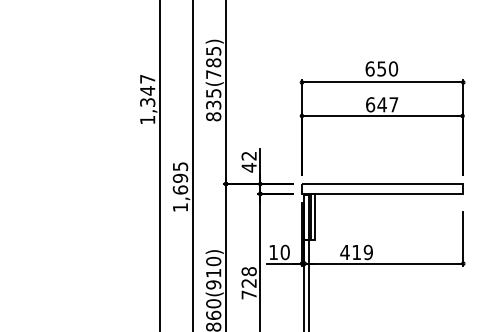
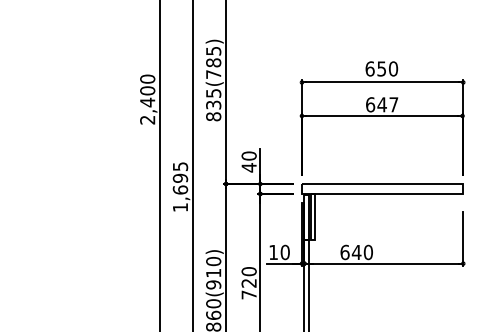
text: 1,347 -> 2,400 (147, 99)
text: 42 -> 40 (248, 155)
text: 419 -> 640 (356, 252)
text: 728 -> 720 (248, 271)
